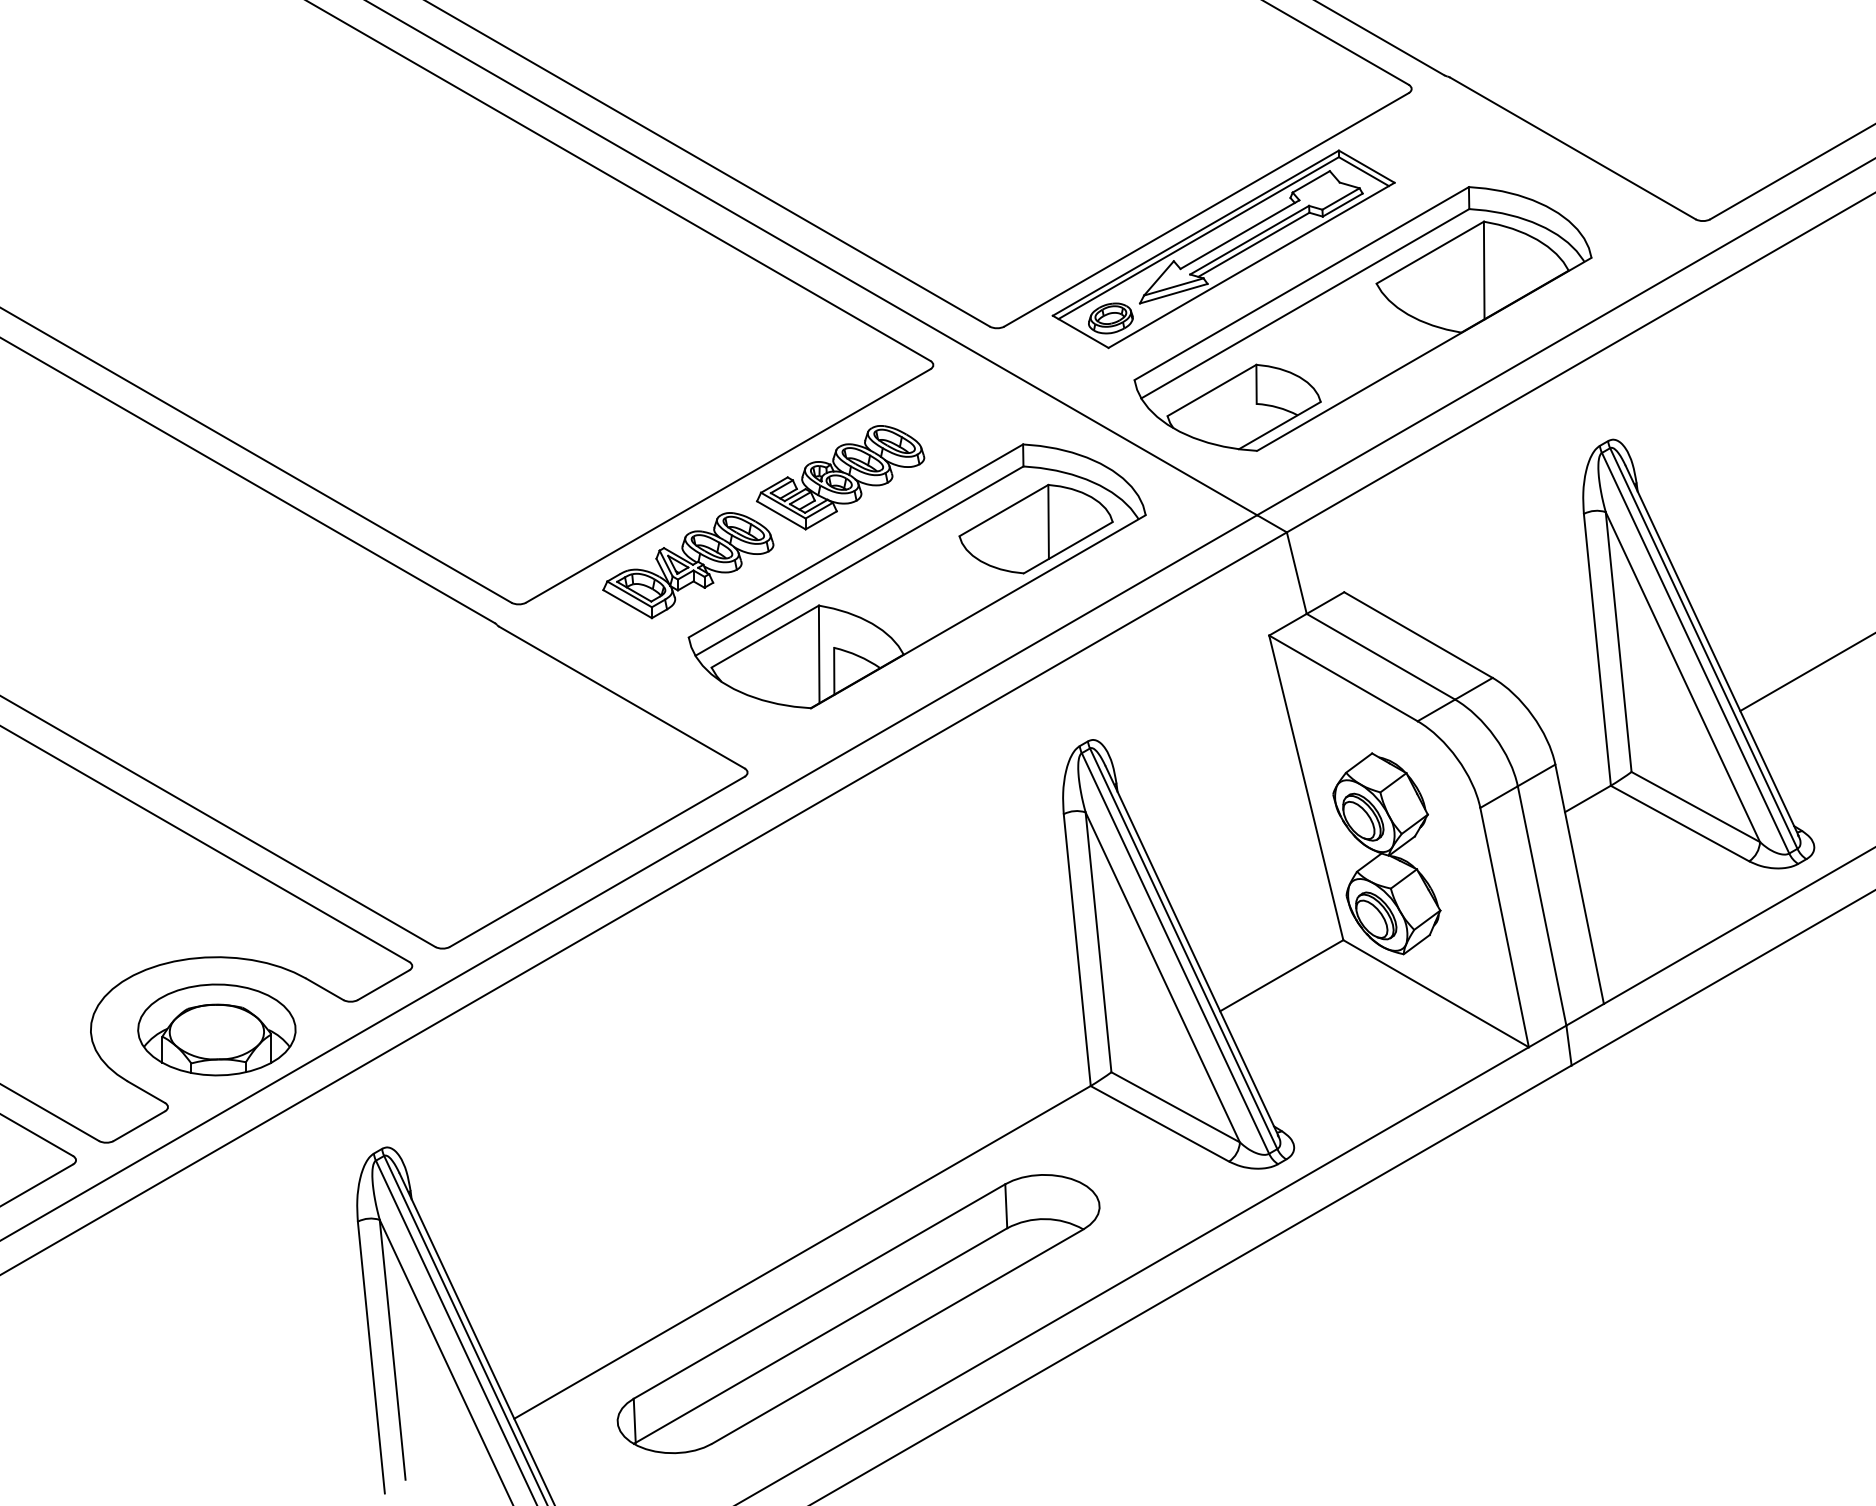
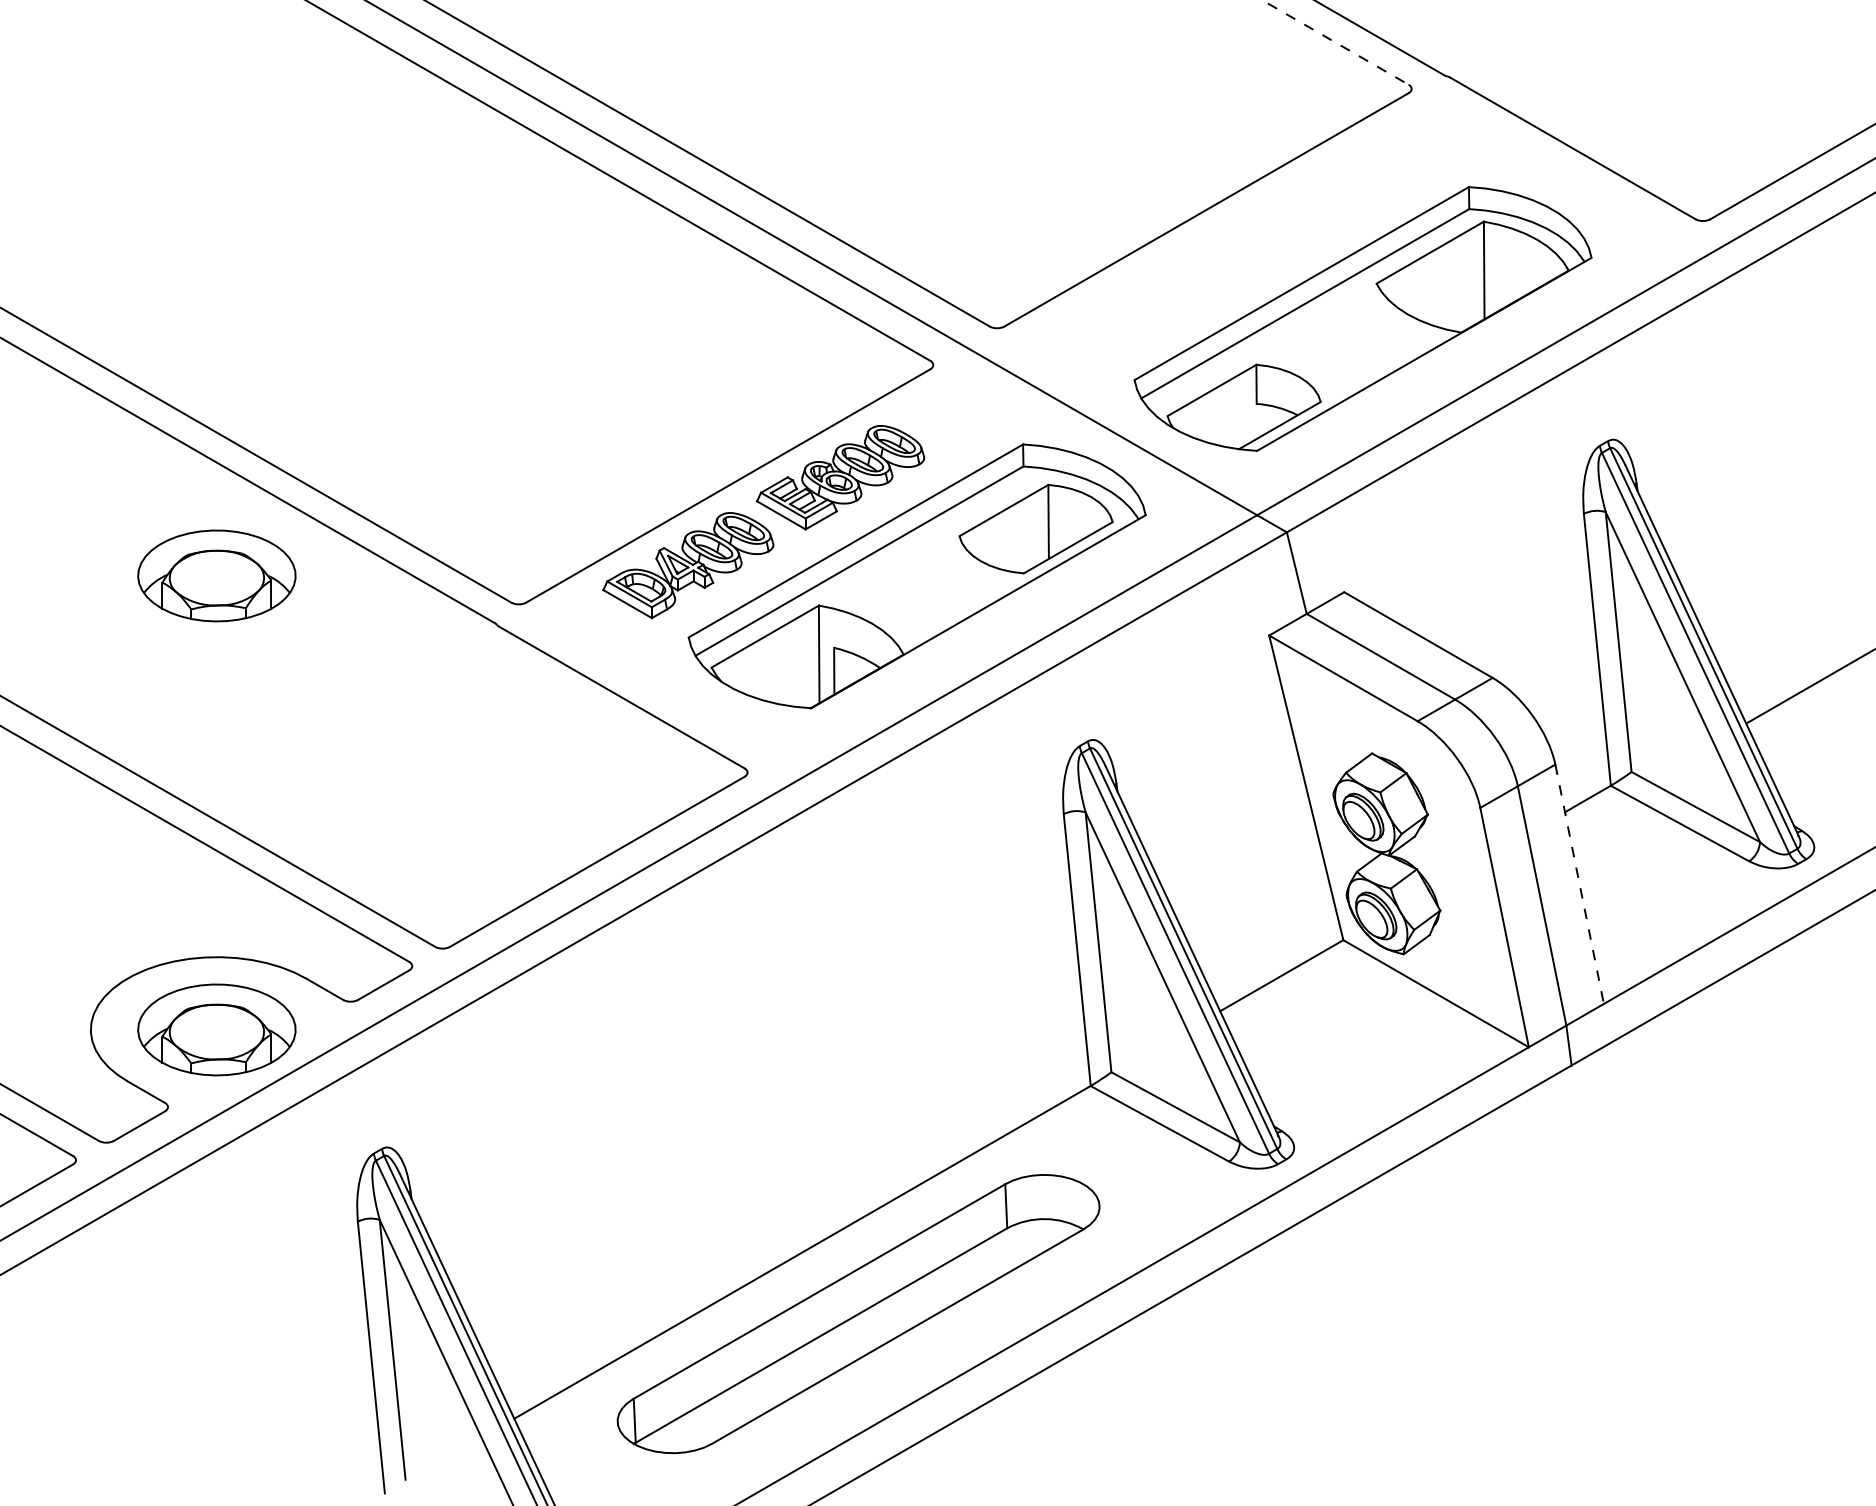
line: solid -> dashed (1335, 42)
part: present -> none (1223, 249)
part: none -> present (216, 575)
line position: (1806, 672) -> (1809, 686) (1809, 686)
line: solid -> dashed (1579, 884)
